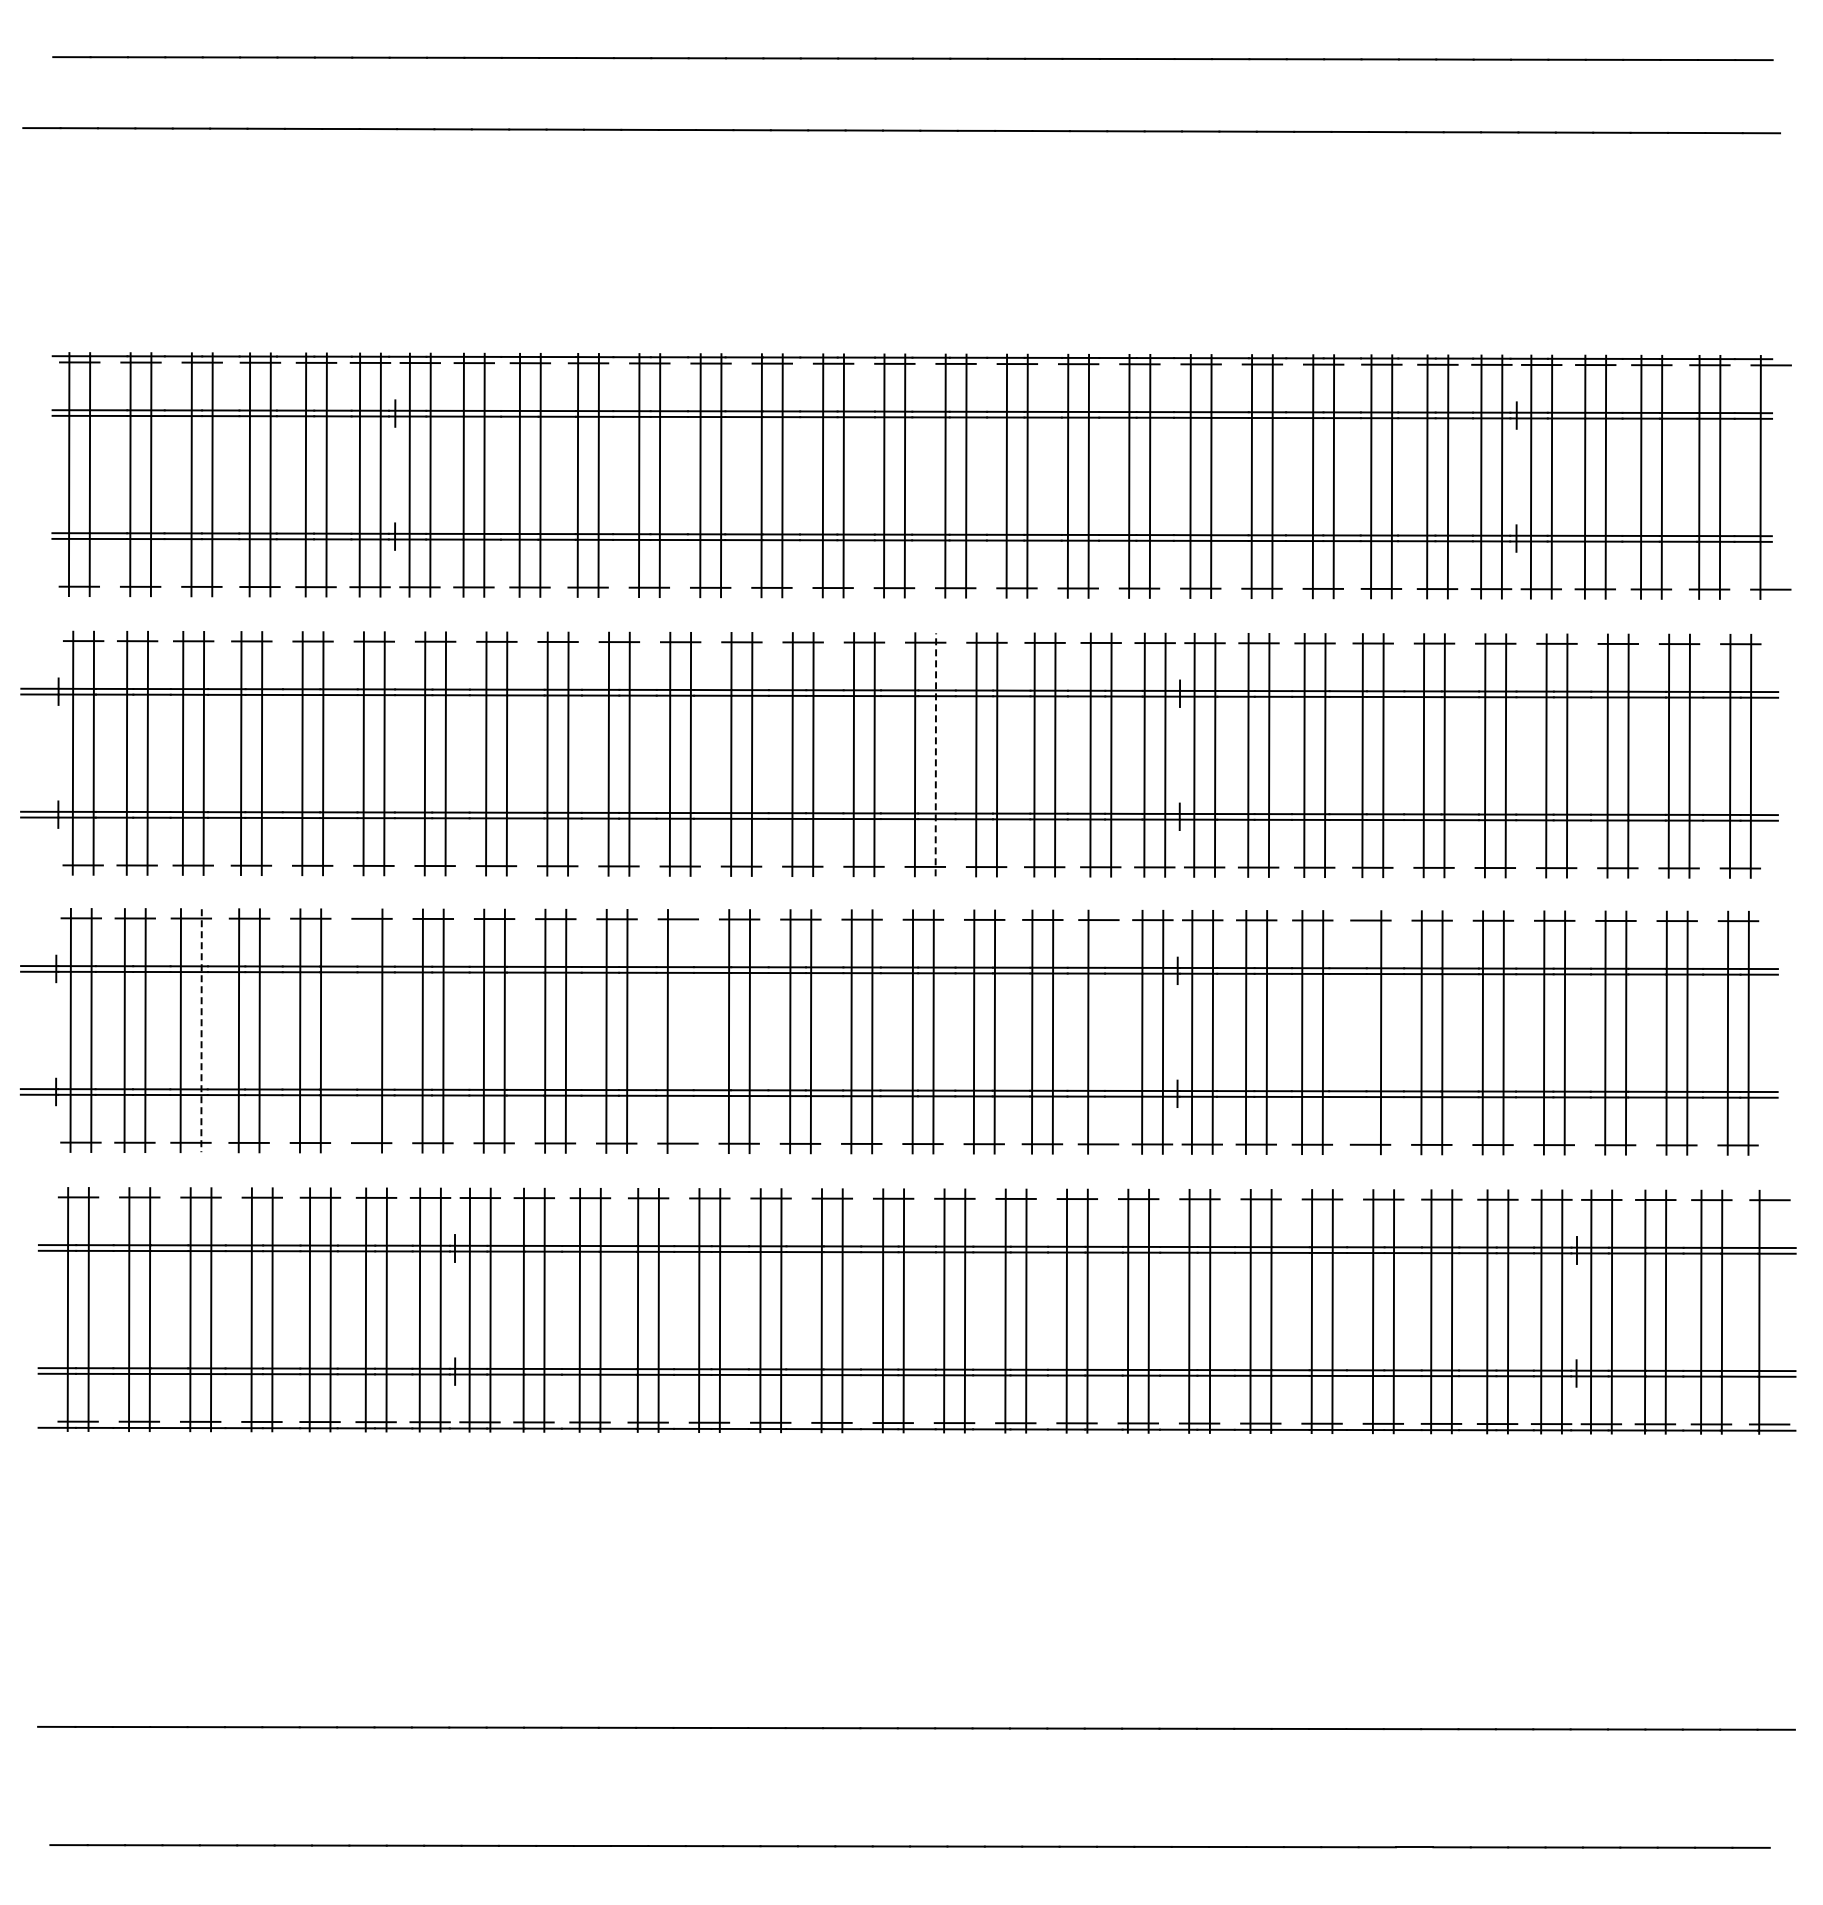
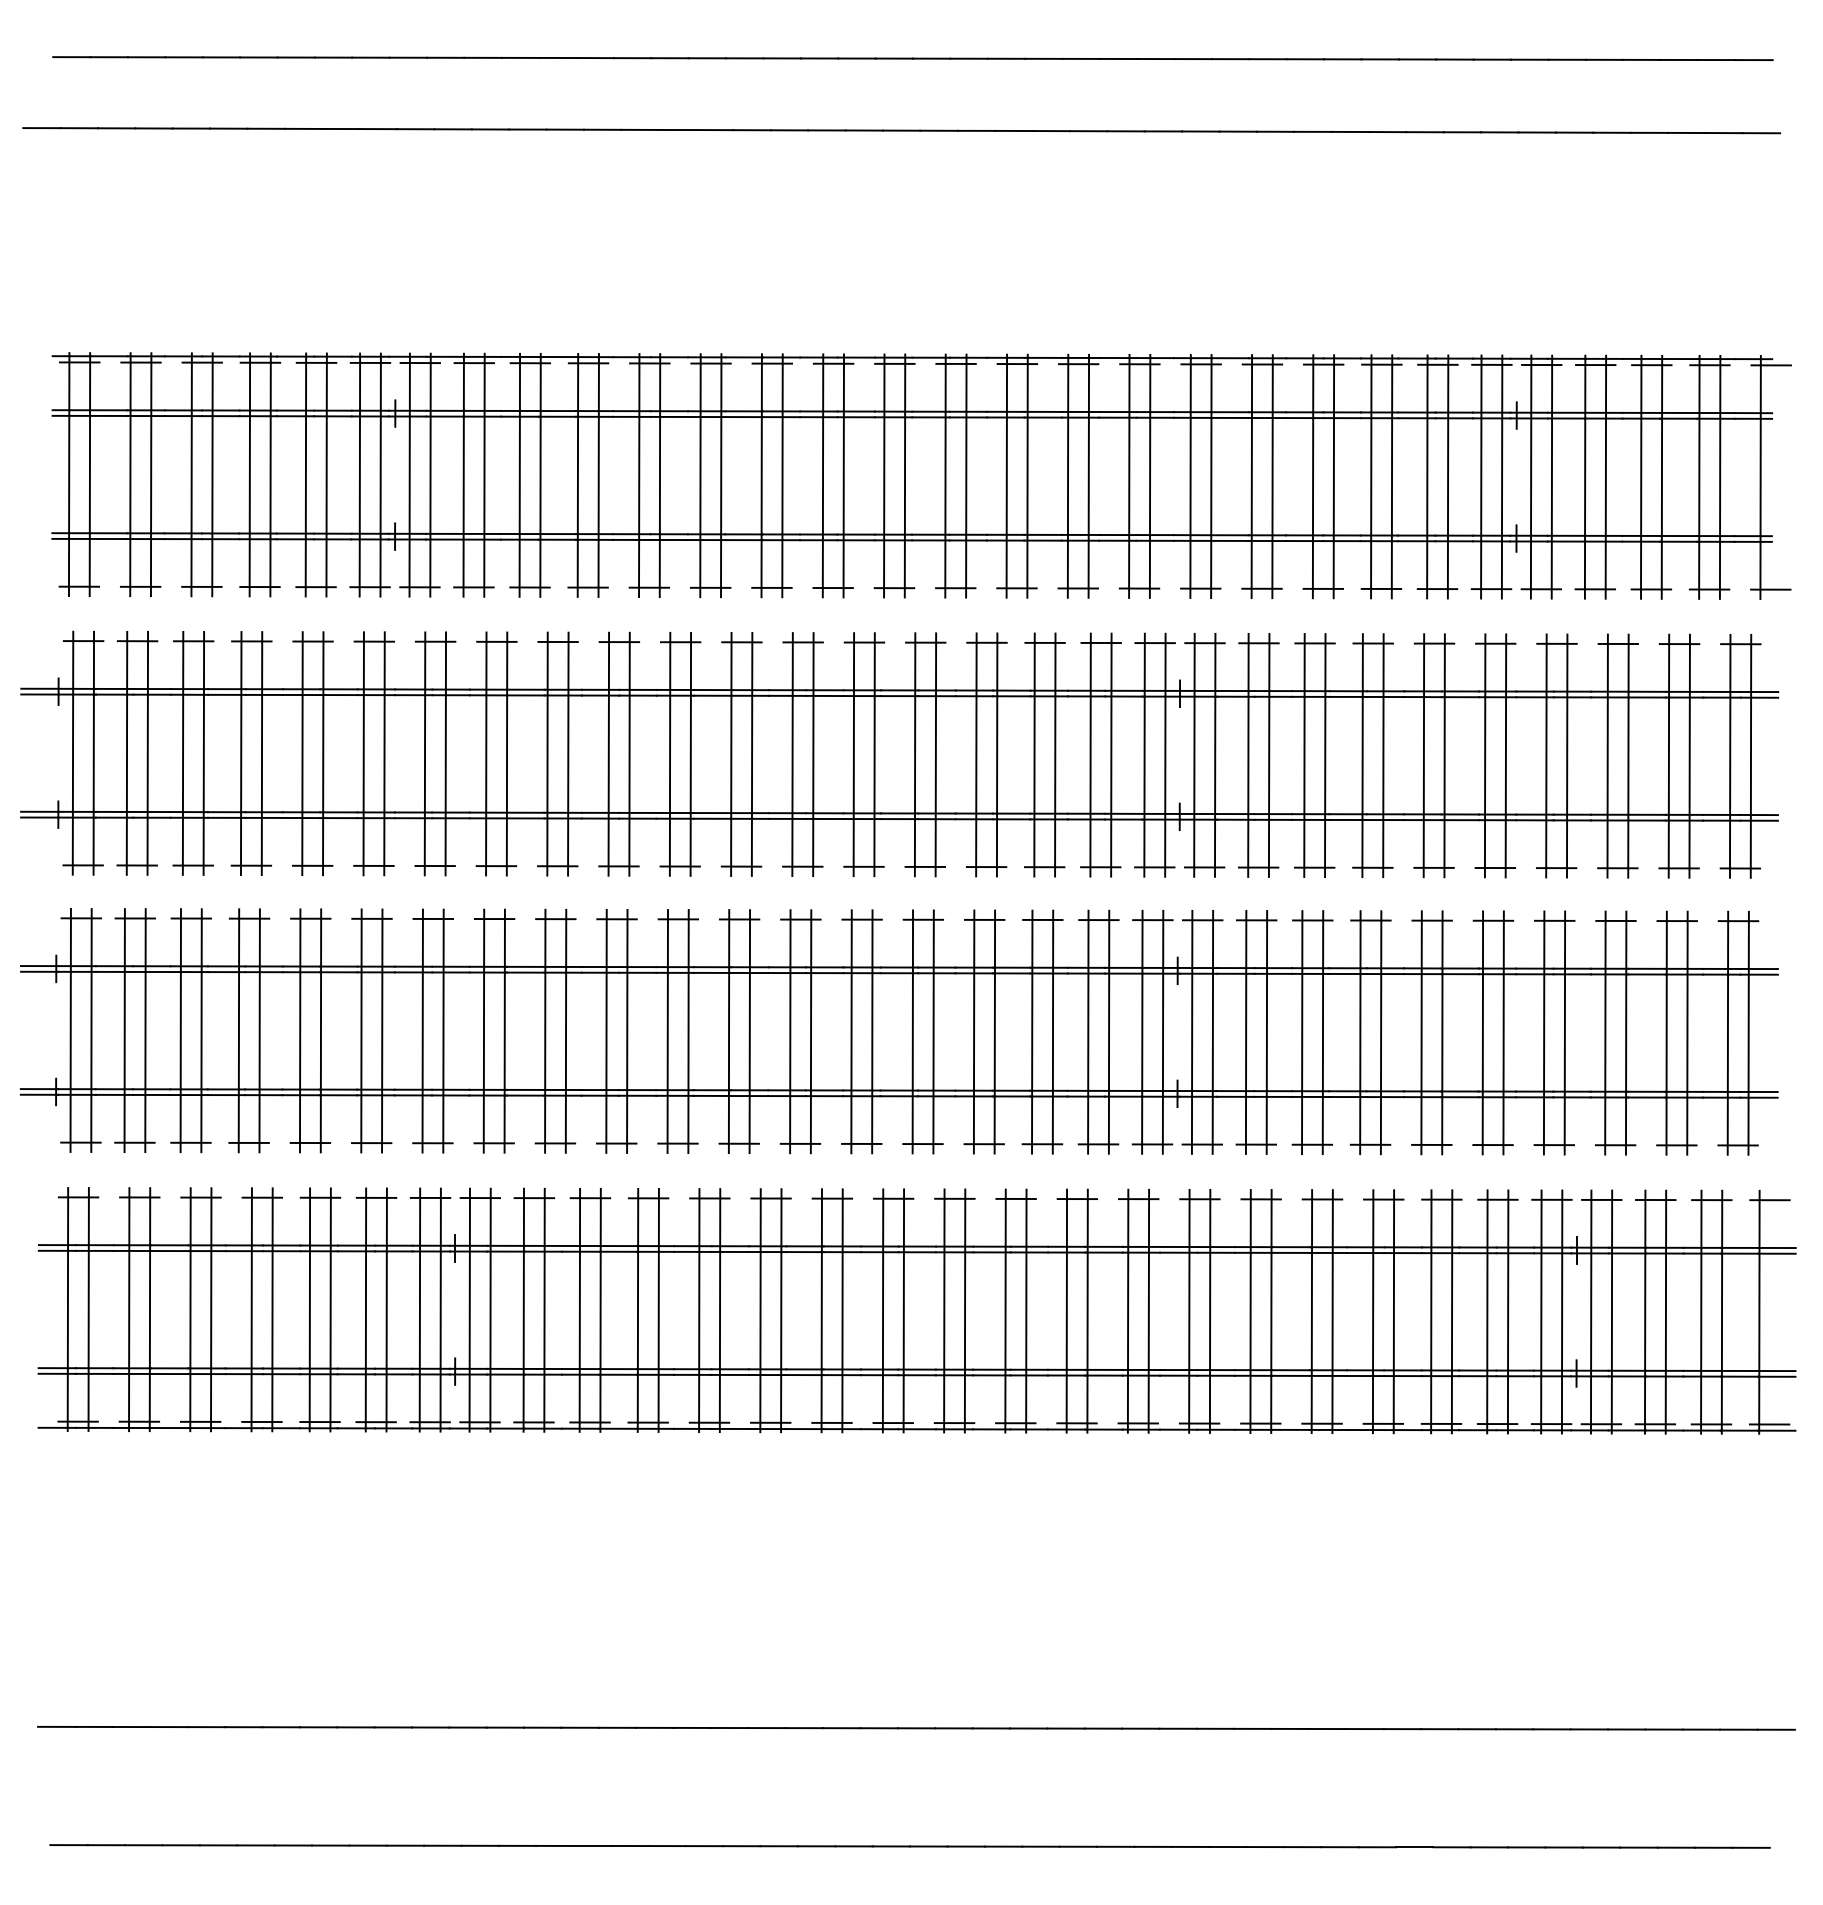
line: dashed -> solid (935, 754)
line: none -> present (361, 1030)
line: dashed -> solid (201, 1031)
line: none -> present (688, 1031)
line: none -> present (1108, 1031)
line: none -> present (1360, 1032)
